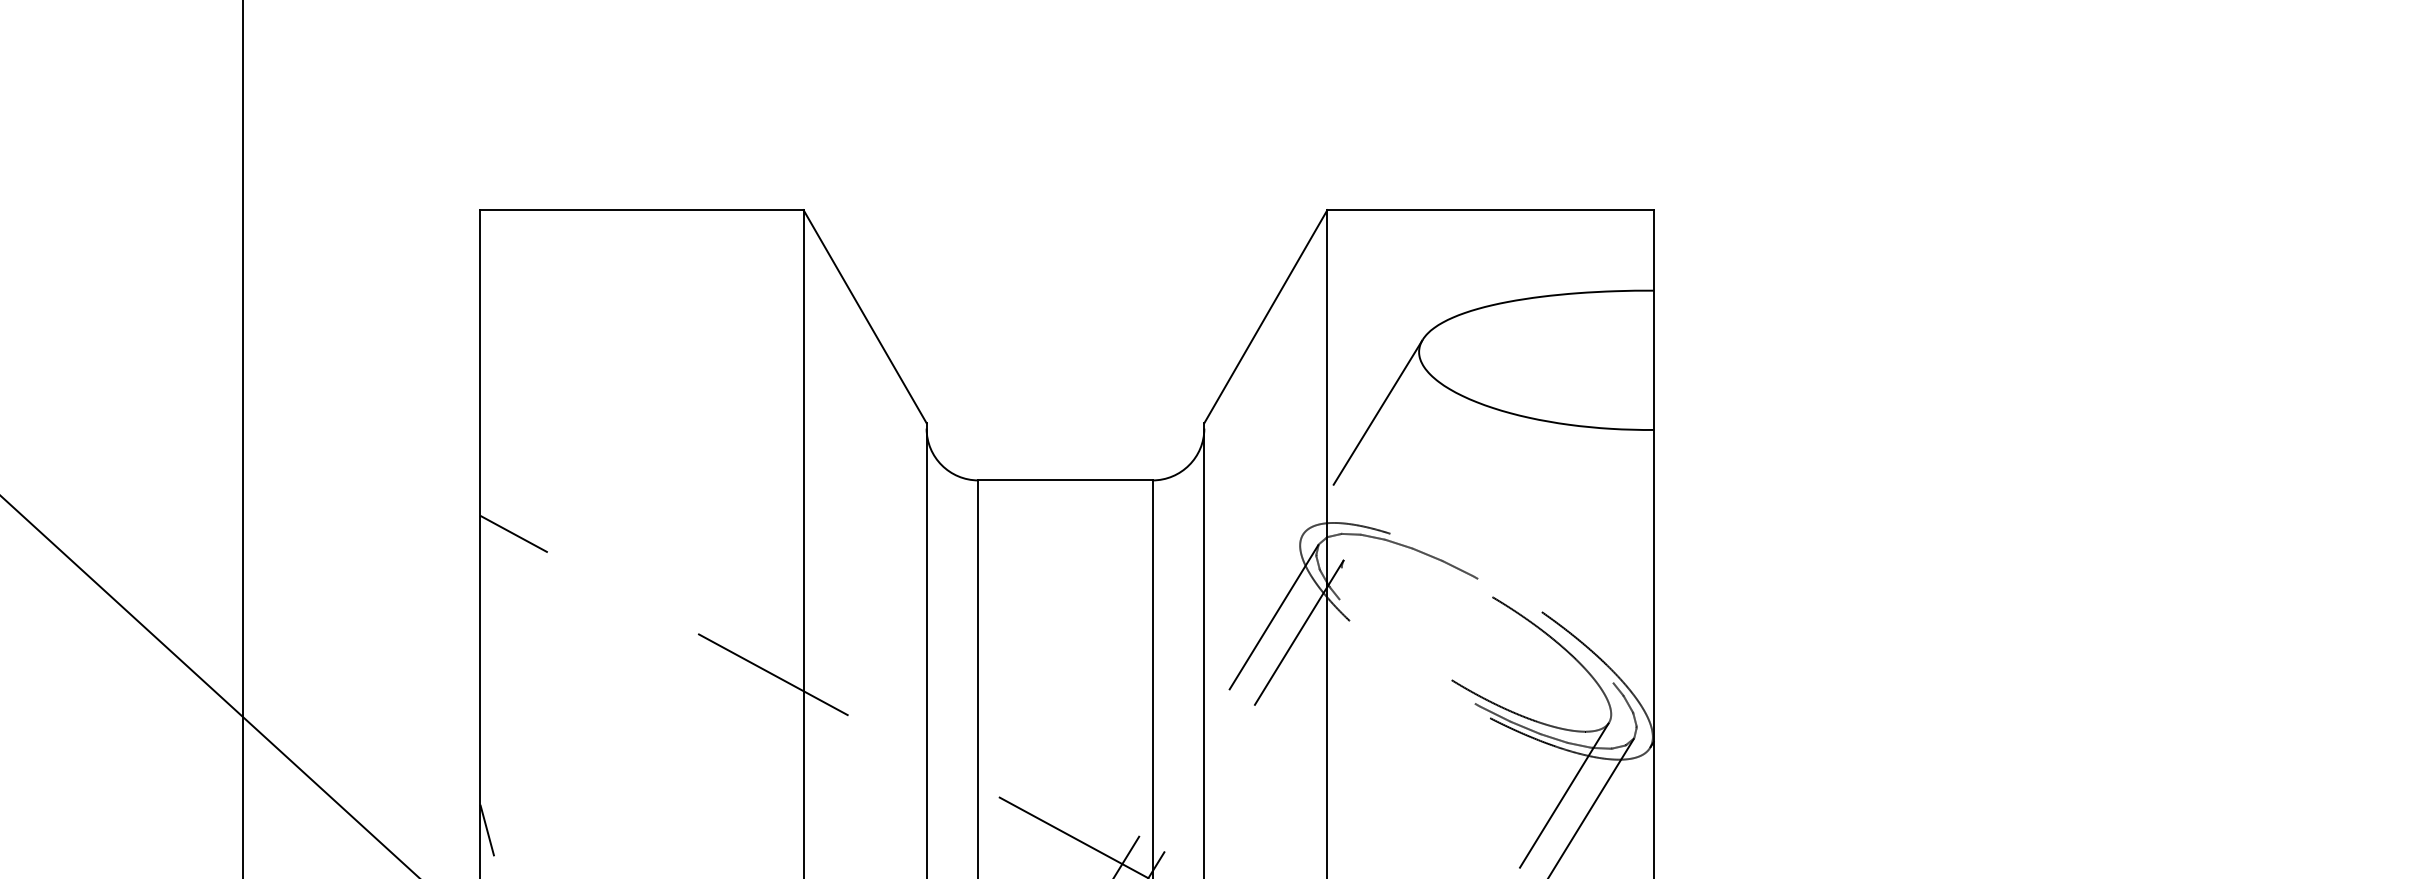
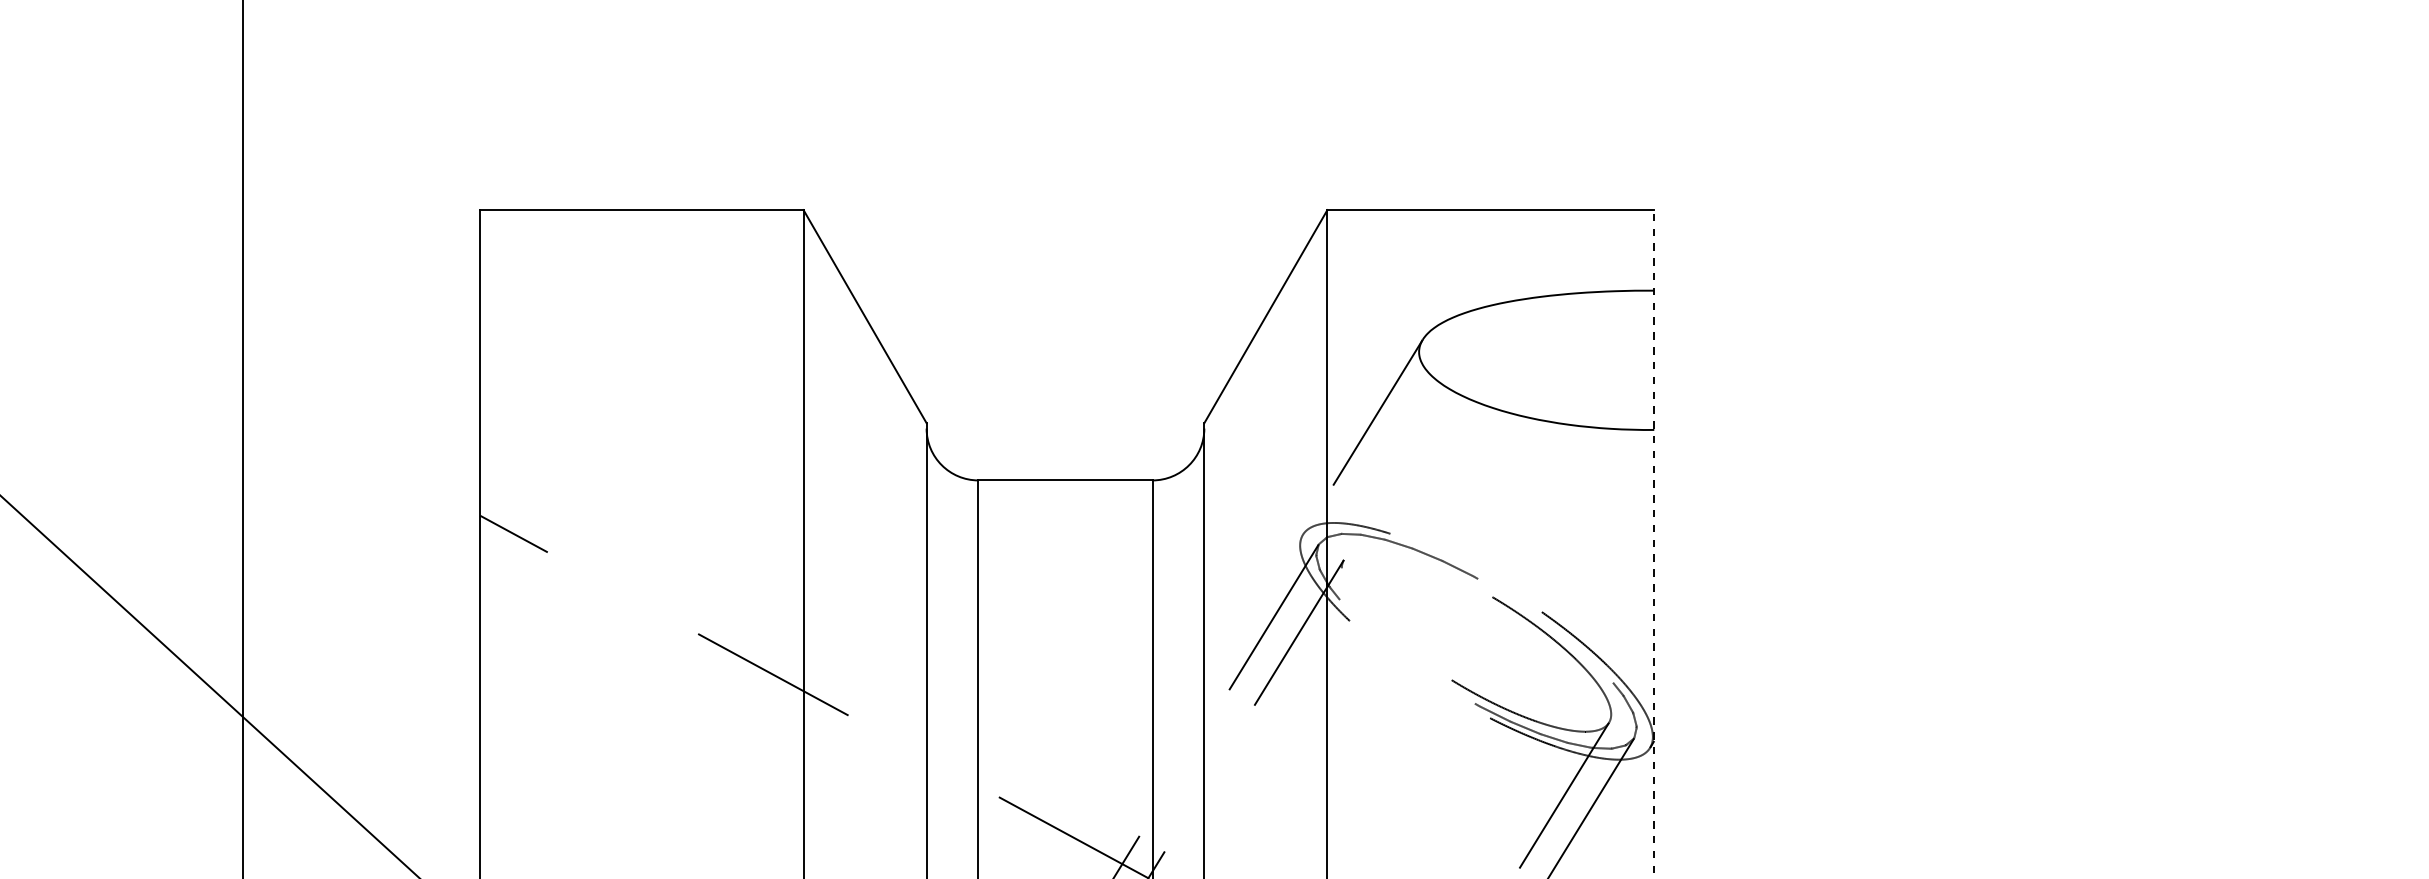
line: solid -> dashed (1654, 544)
line: present -> none (487, 830)
